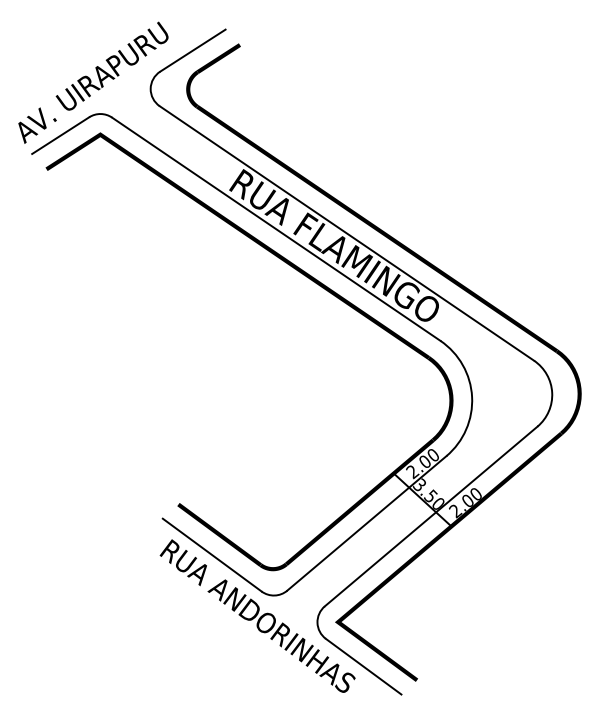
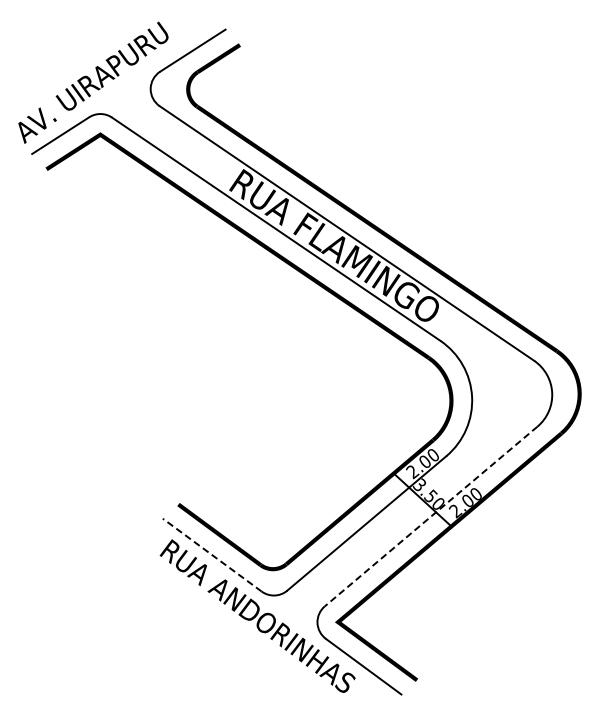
line: solid -> dashed (430, 516)
line: solid -> dashed (211, 554)
